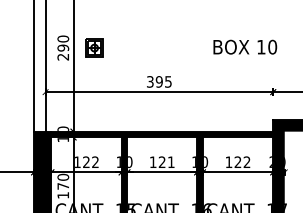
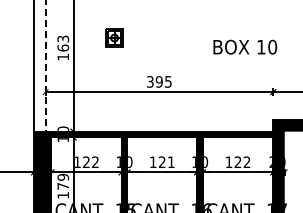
text: 290 -> 163 (63, 47)
part position: (94, 47) -> (114, 37) (114, 37)
line: solid -> dashed (45, 66)
text: 170 -> 179 (63, 177)
